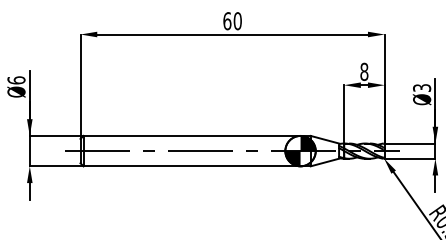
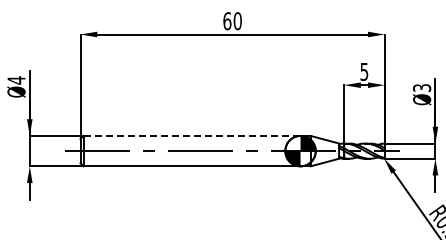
text: 8 -> 5 (364, 71)
text: Ø6 -> Ø4 (16, 80)
line: solid -> dashed (197, 135)
